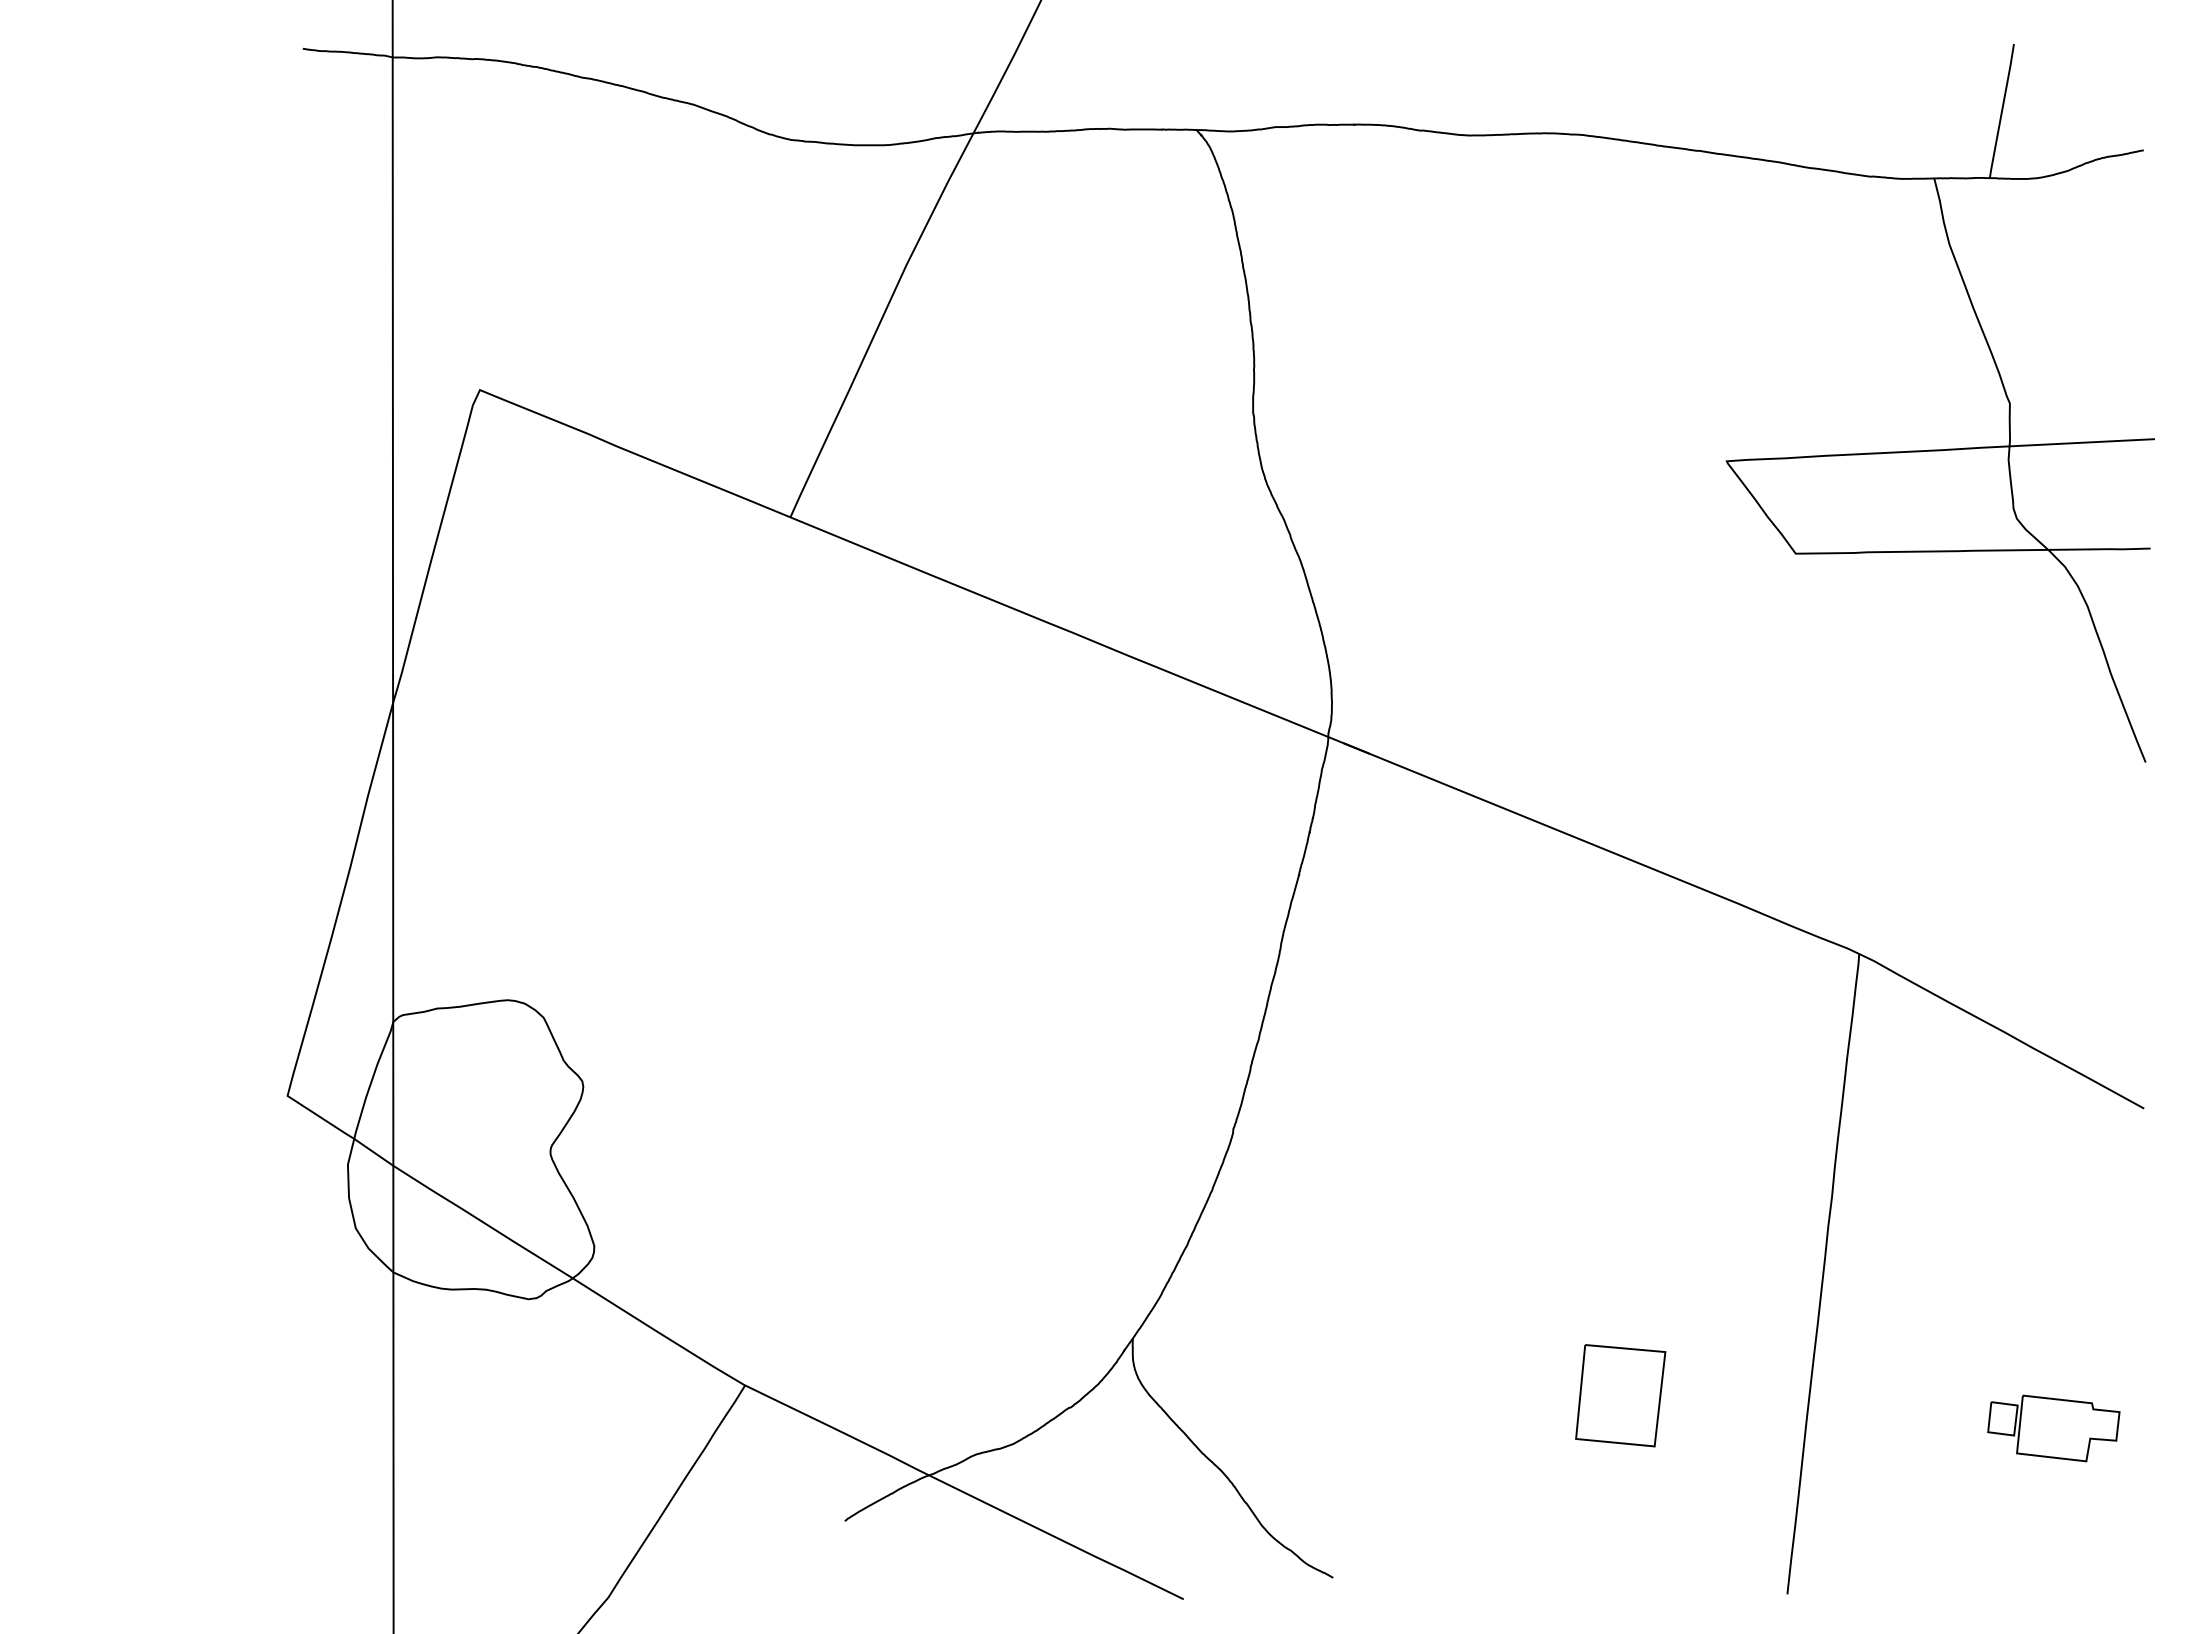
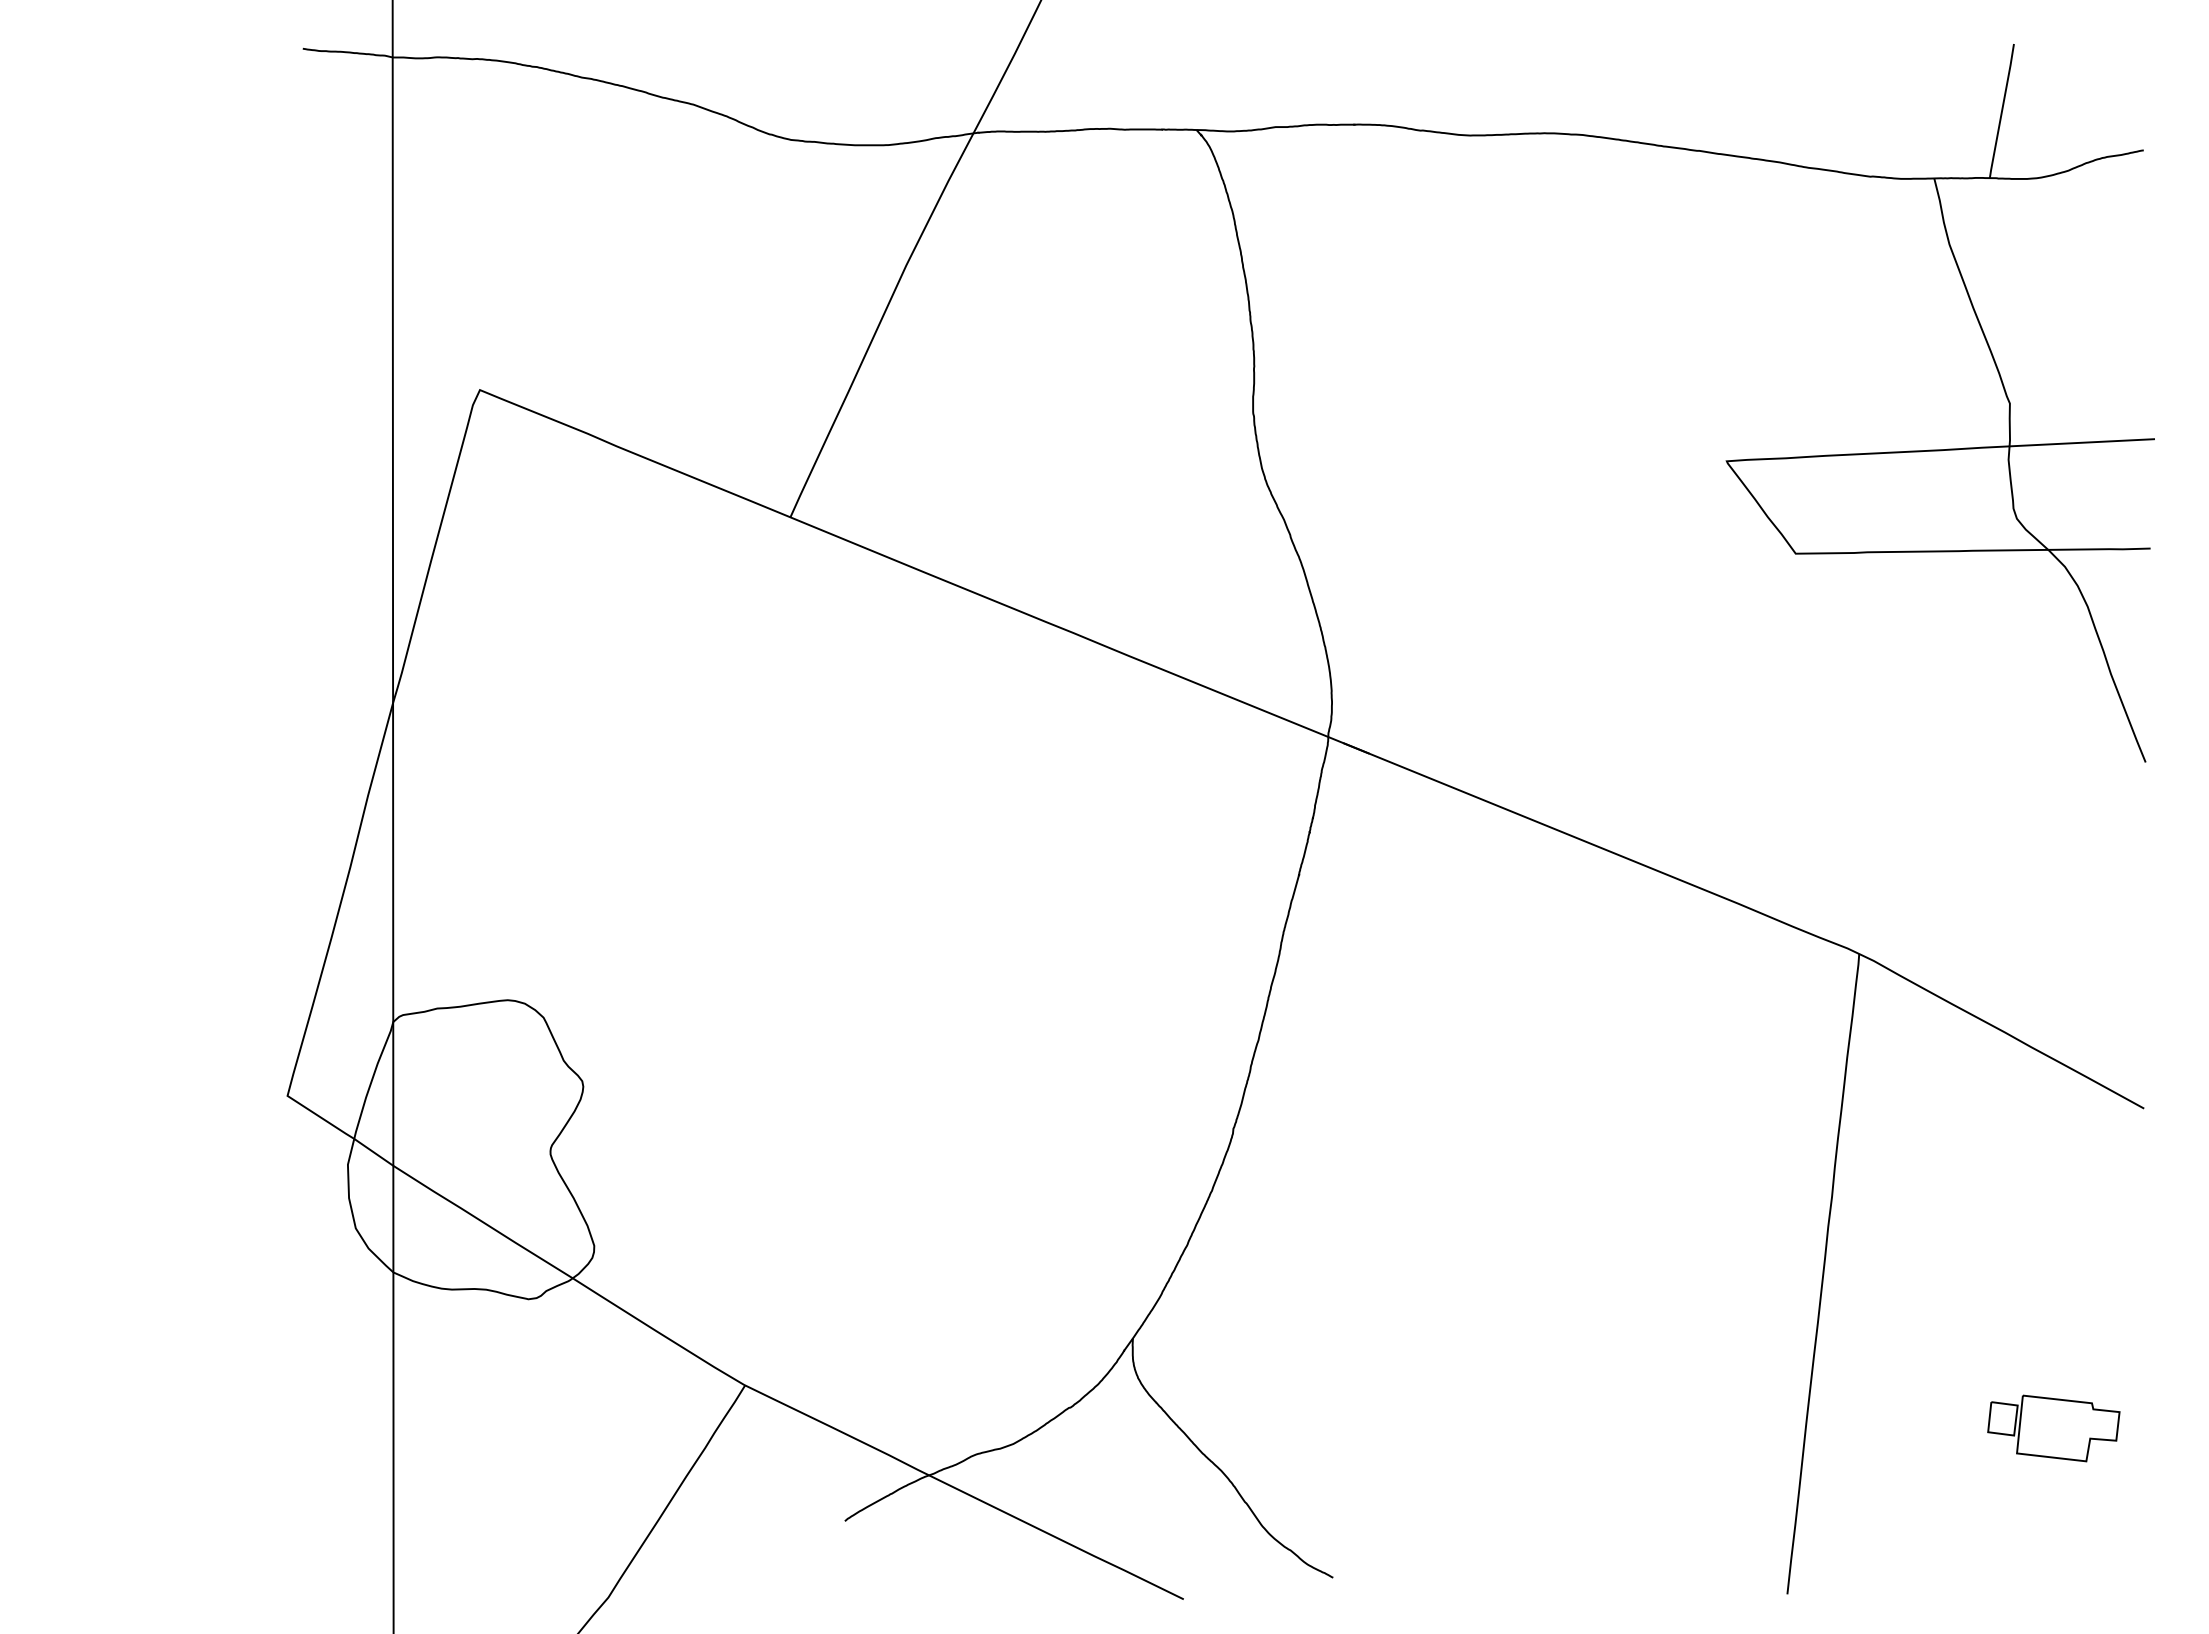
part: present -> none (1620, 1395)
